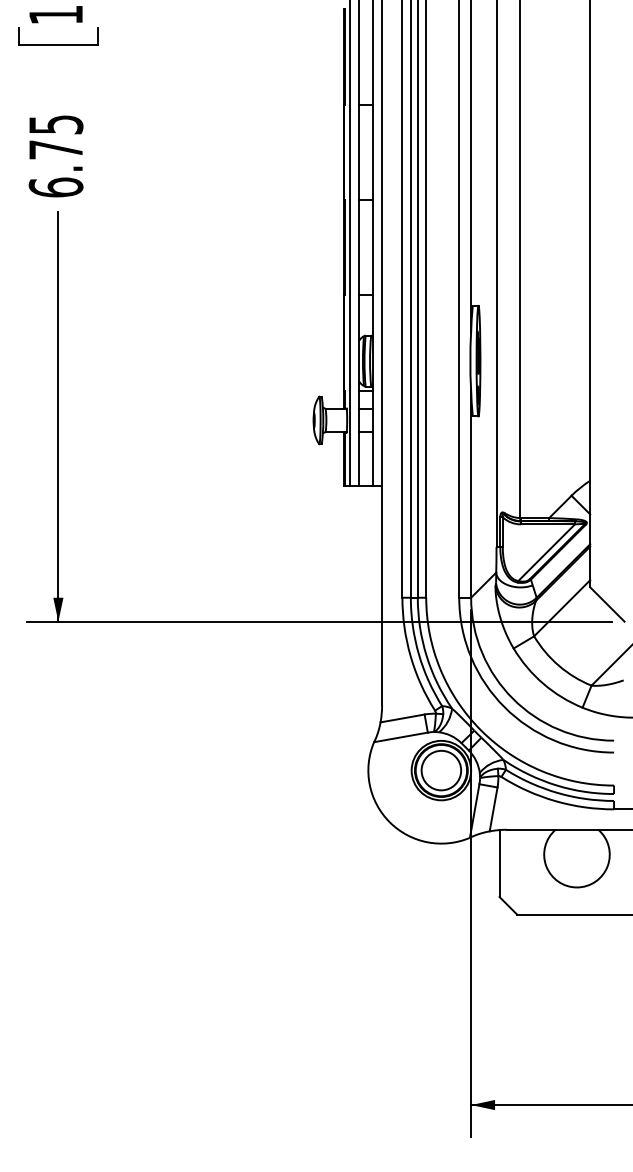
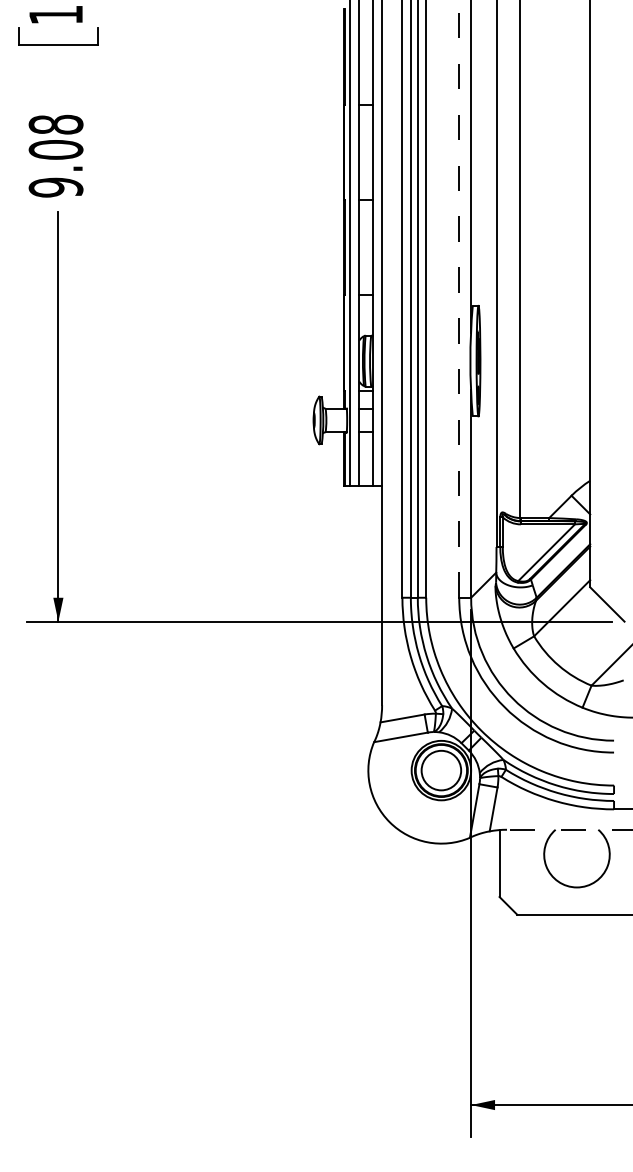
text: 6.75 -> 9.08 (55, 155)
line: solid -> dashed (459, 298)
line: solid -> dashed (569, 829)
